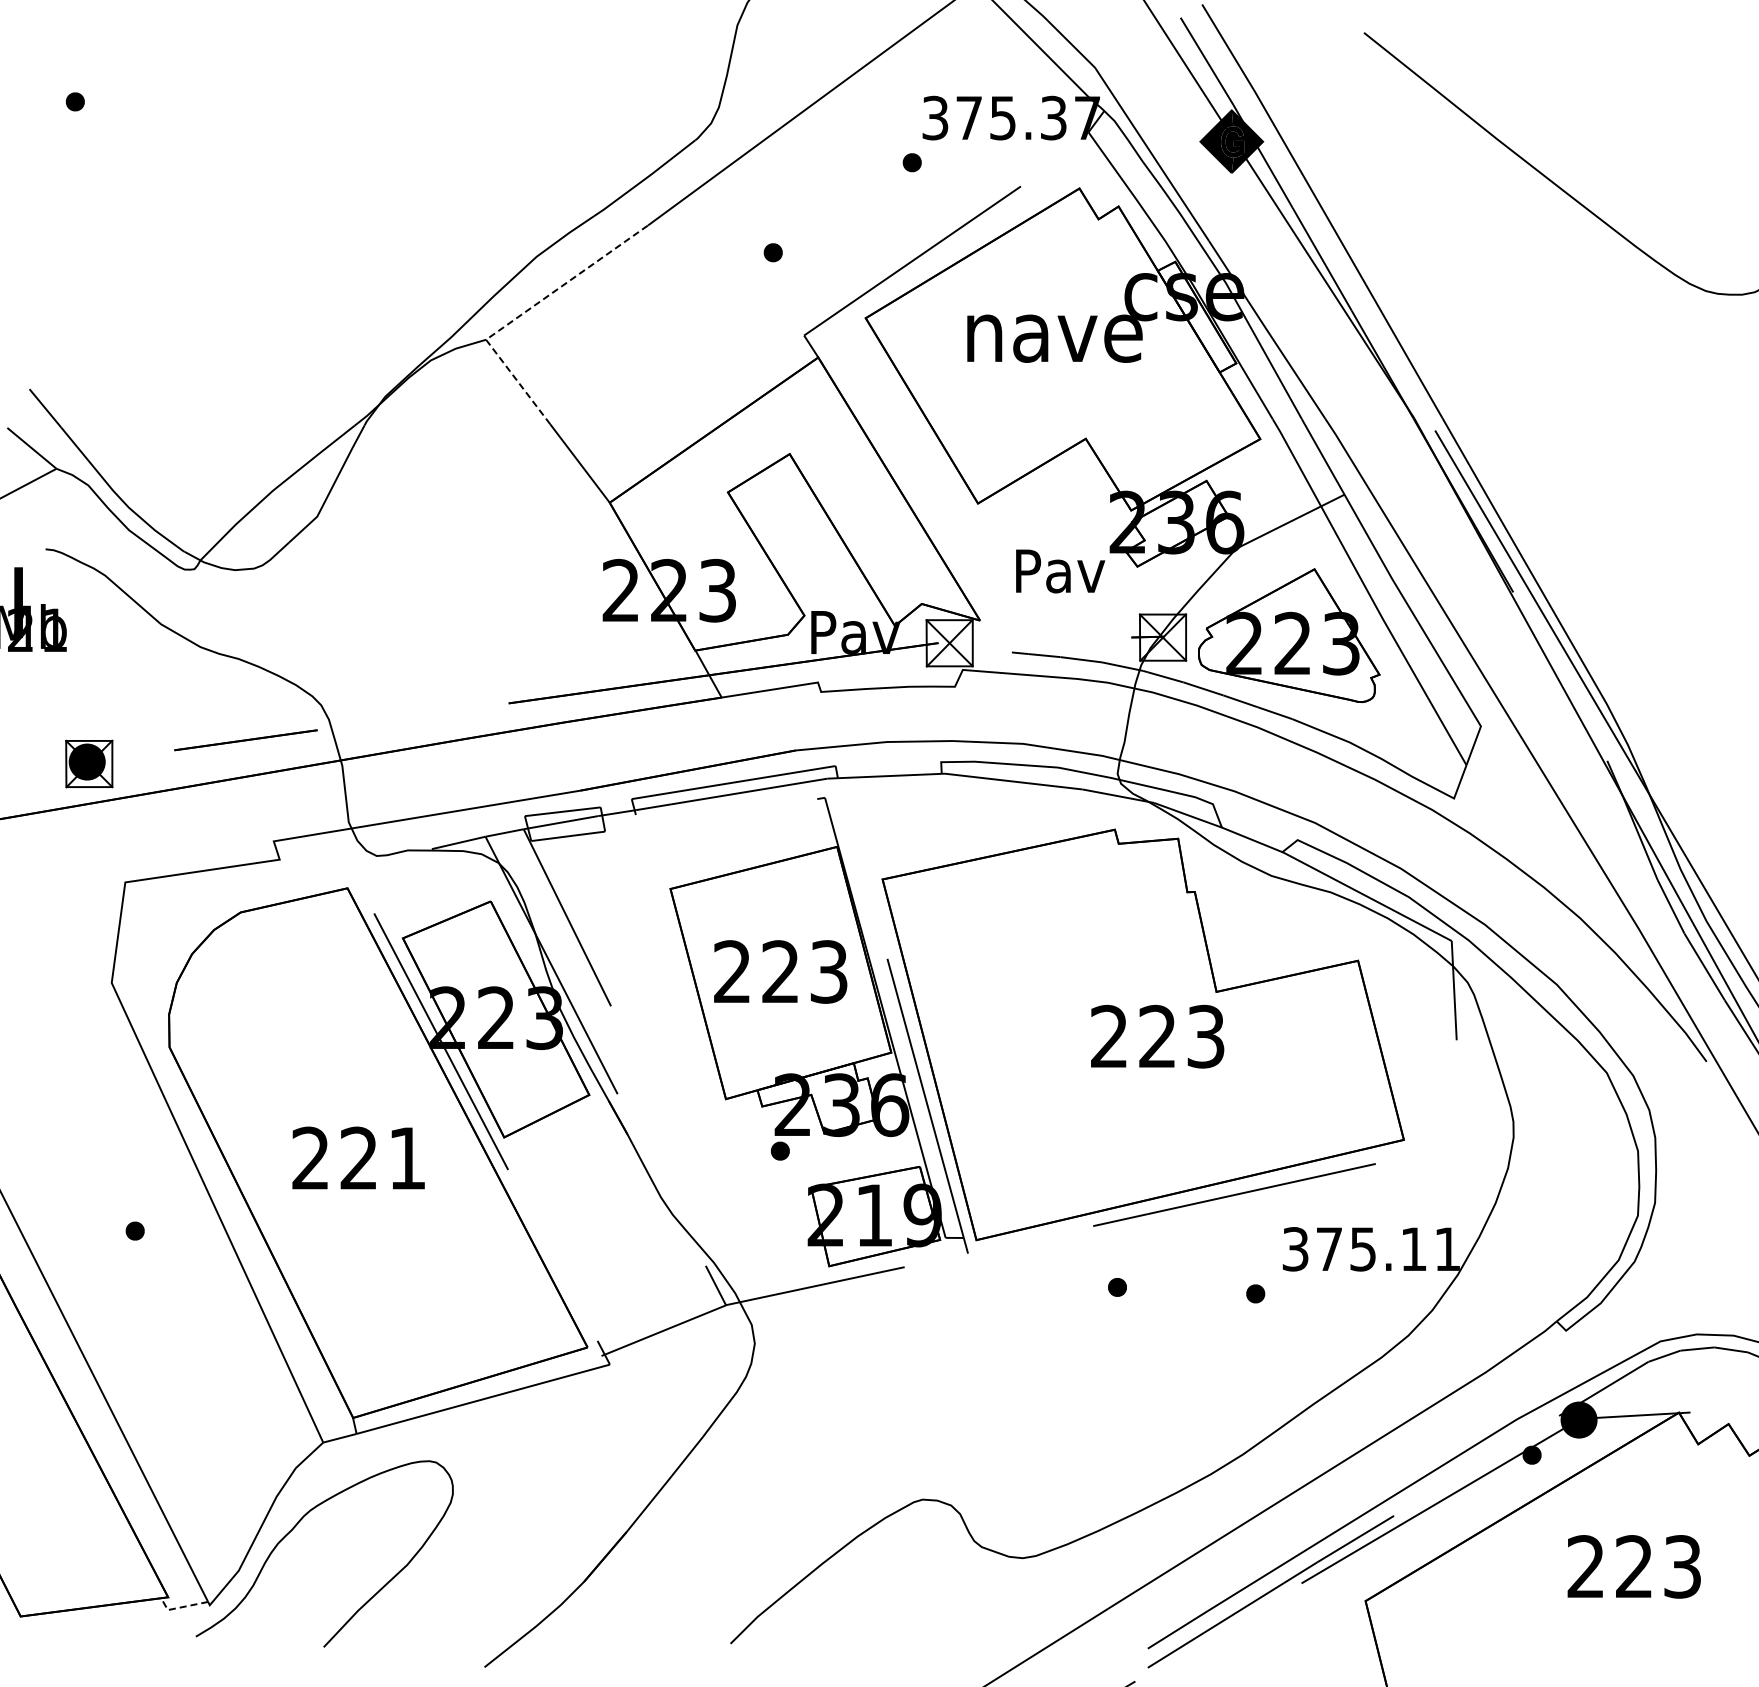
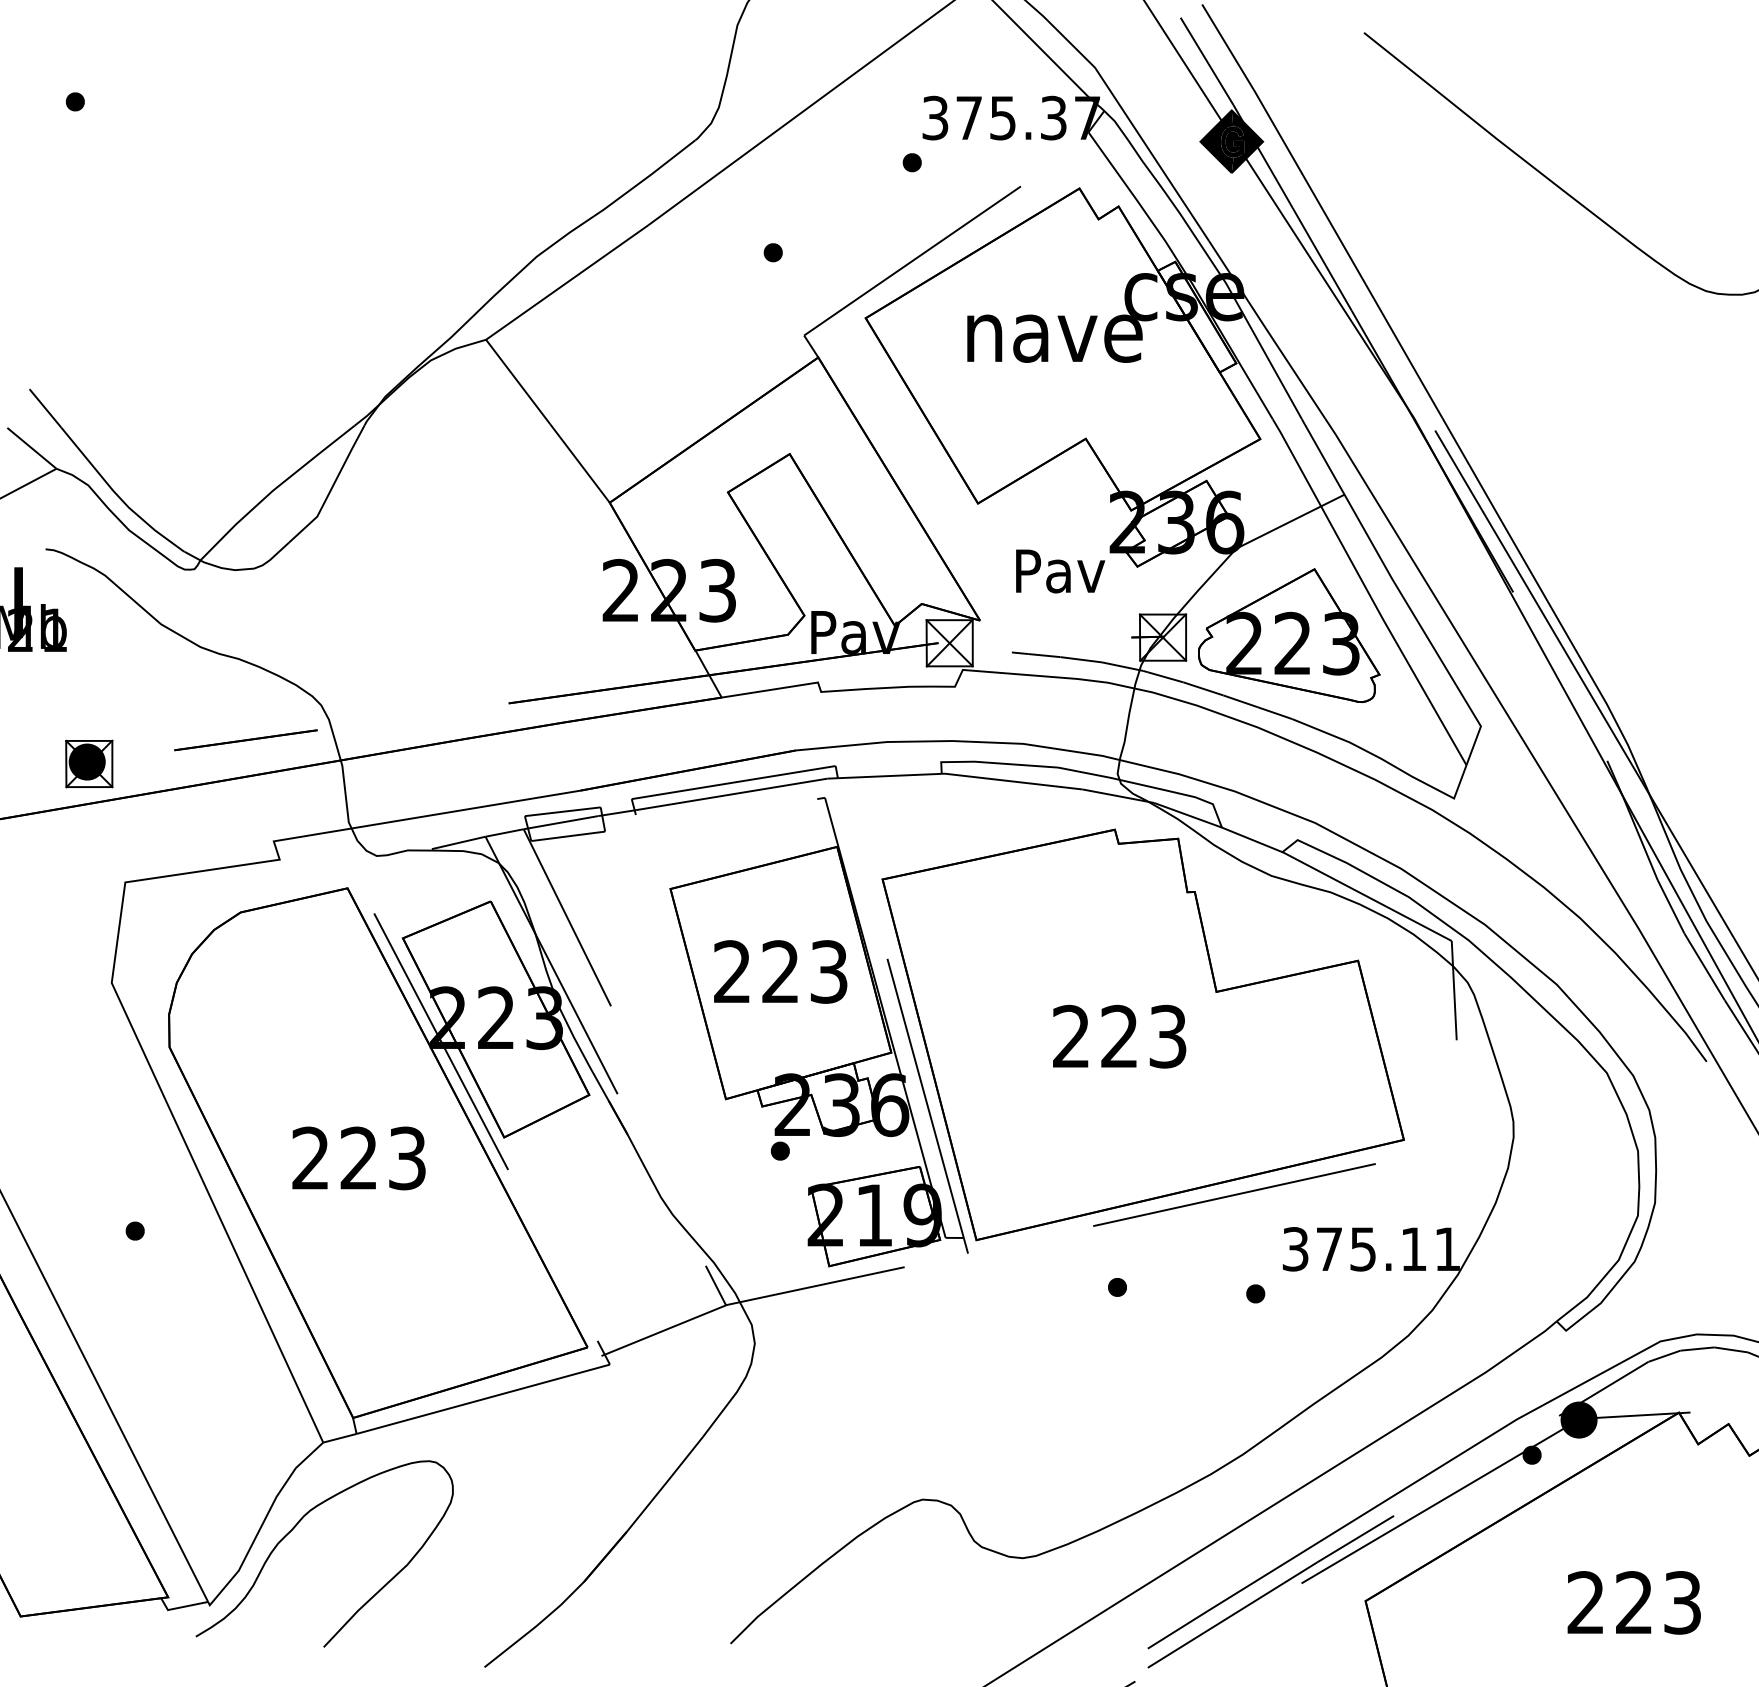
line: dashed -> solid (523, 313)
text position: (1157, 1036) -> (1119, 1036) (1119, 1036)
text: 221 -> 223 (407, 1158)
text position: (1633, 1566) -> (1633, 1602) (1633, 1602)
line: dashed -> solid (180, 1607)
